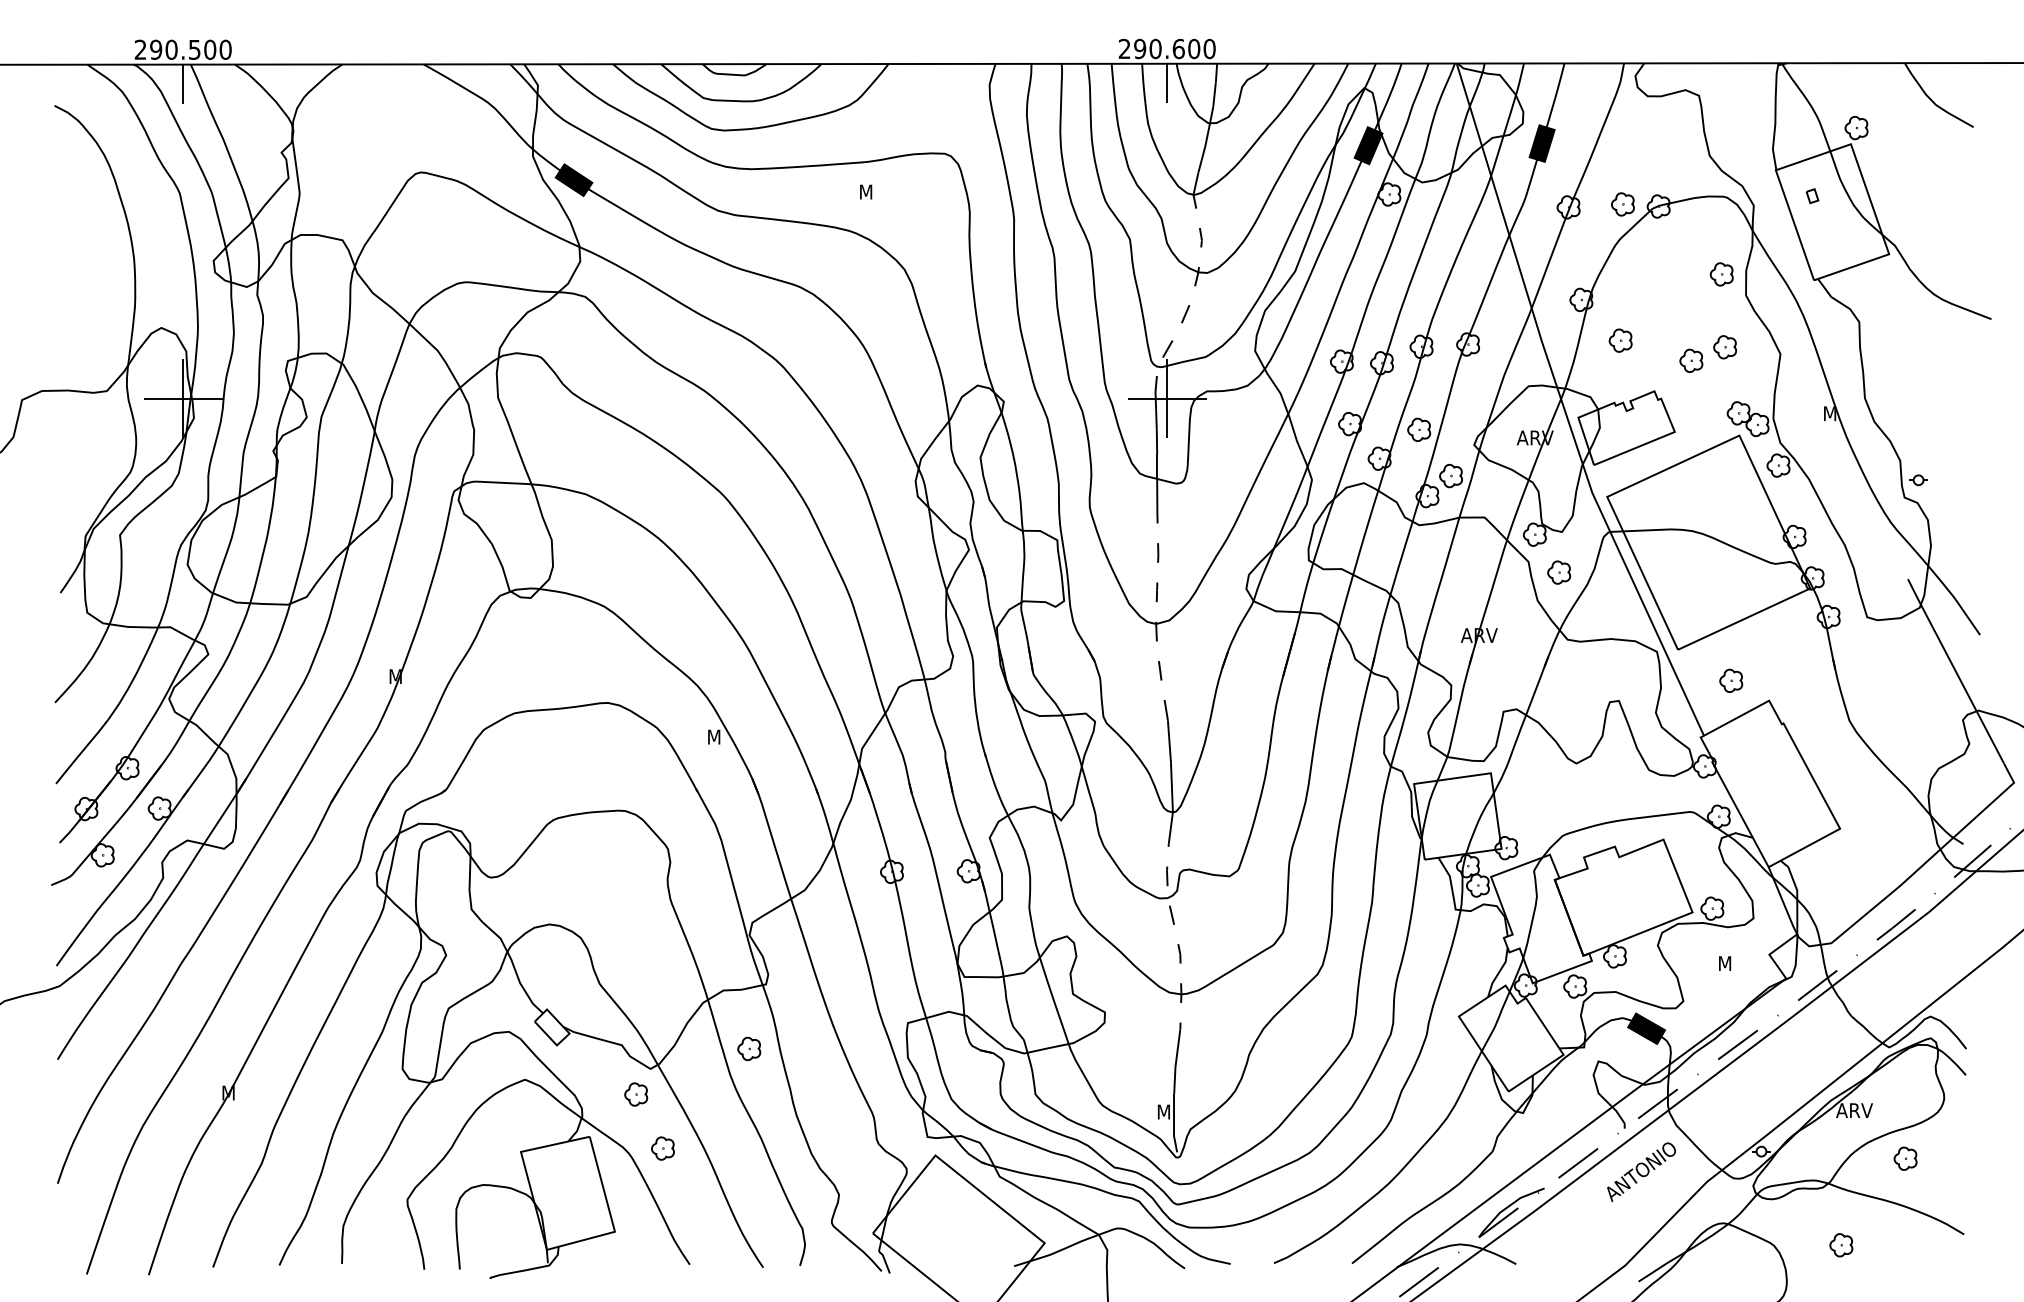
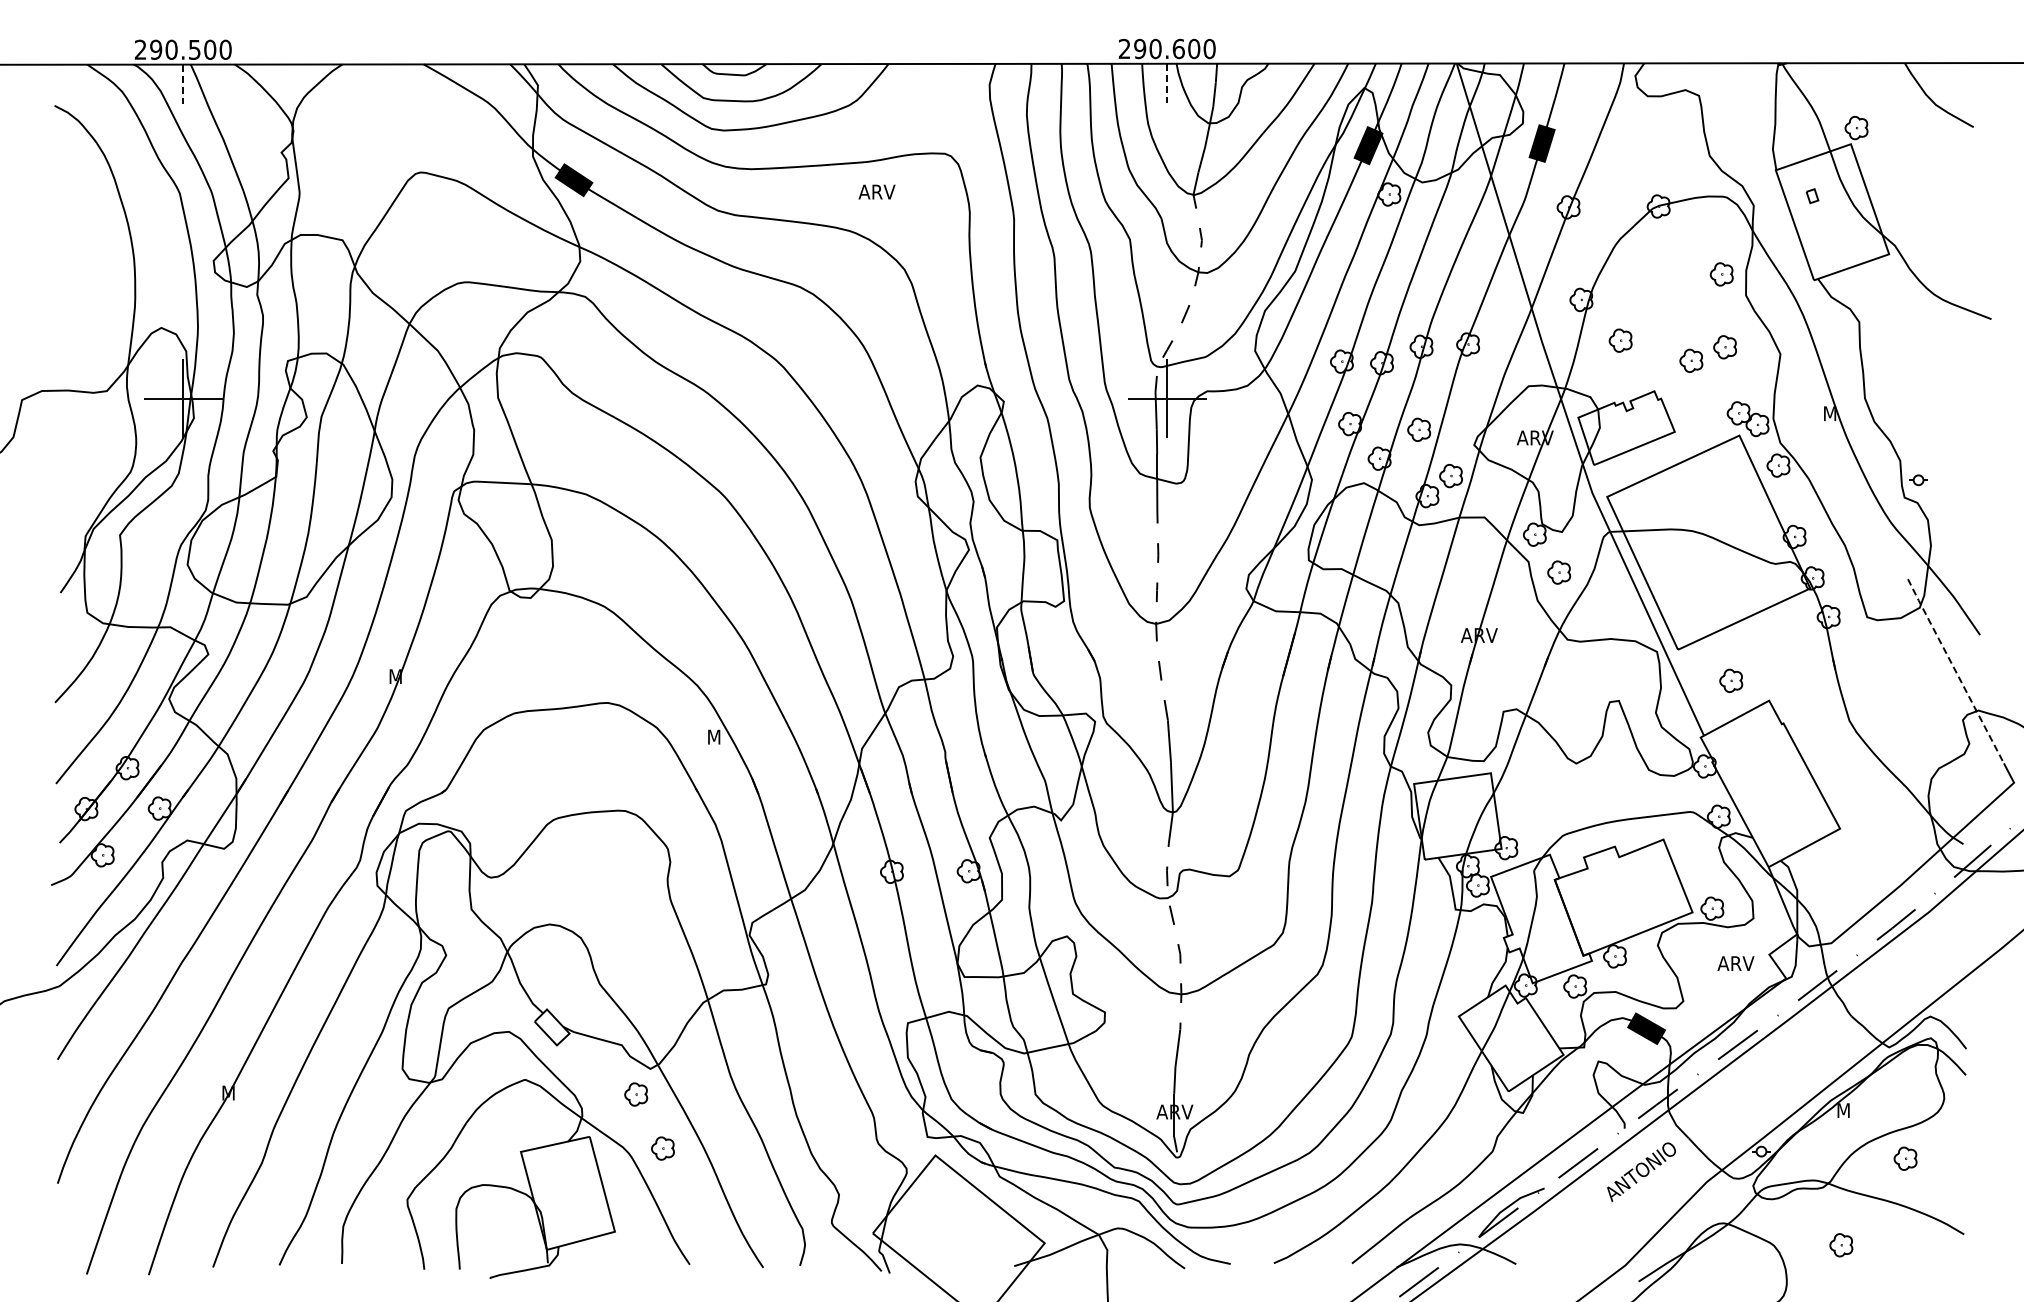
line: solid -> dashed (1167, 83)
line: solid -> dashed (183, 84)
text: M -> ARV (876, 191)
part: present -> none (1622, 204)
line: solid -> dashed (1955, 671)
text: M -> ARV (1735, 963)
part: present -> none (749, 1048)
text: ARV -> M (1854, 1110)
text: M -> ARV (1174, 1111)
